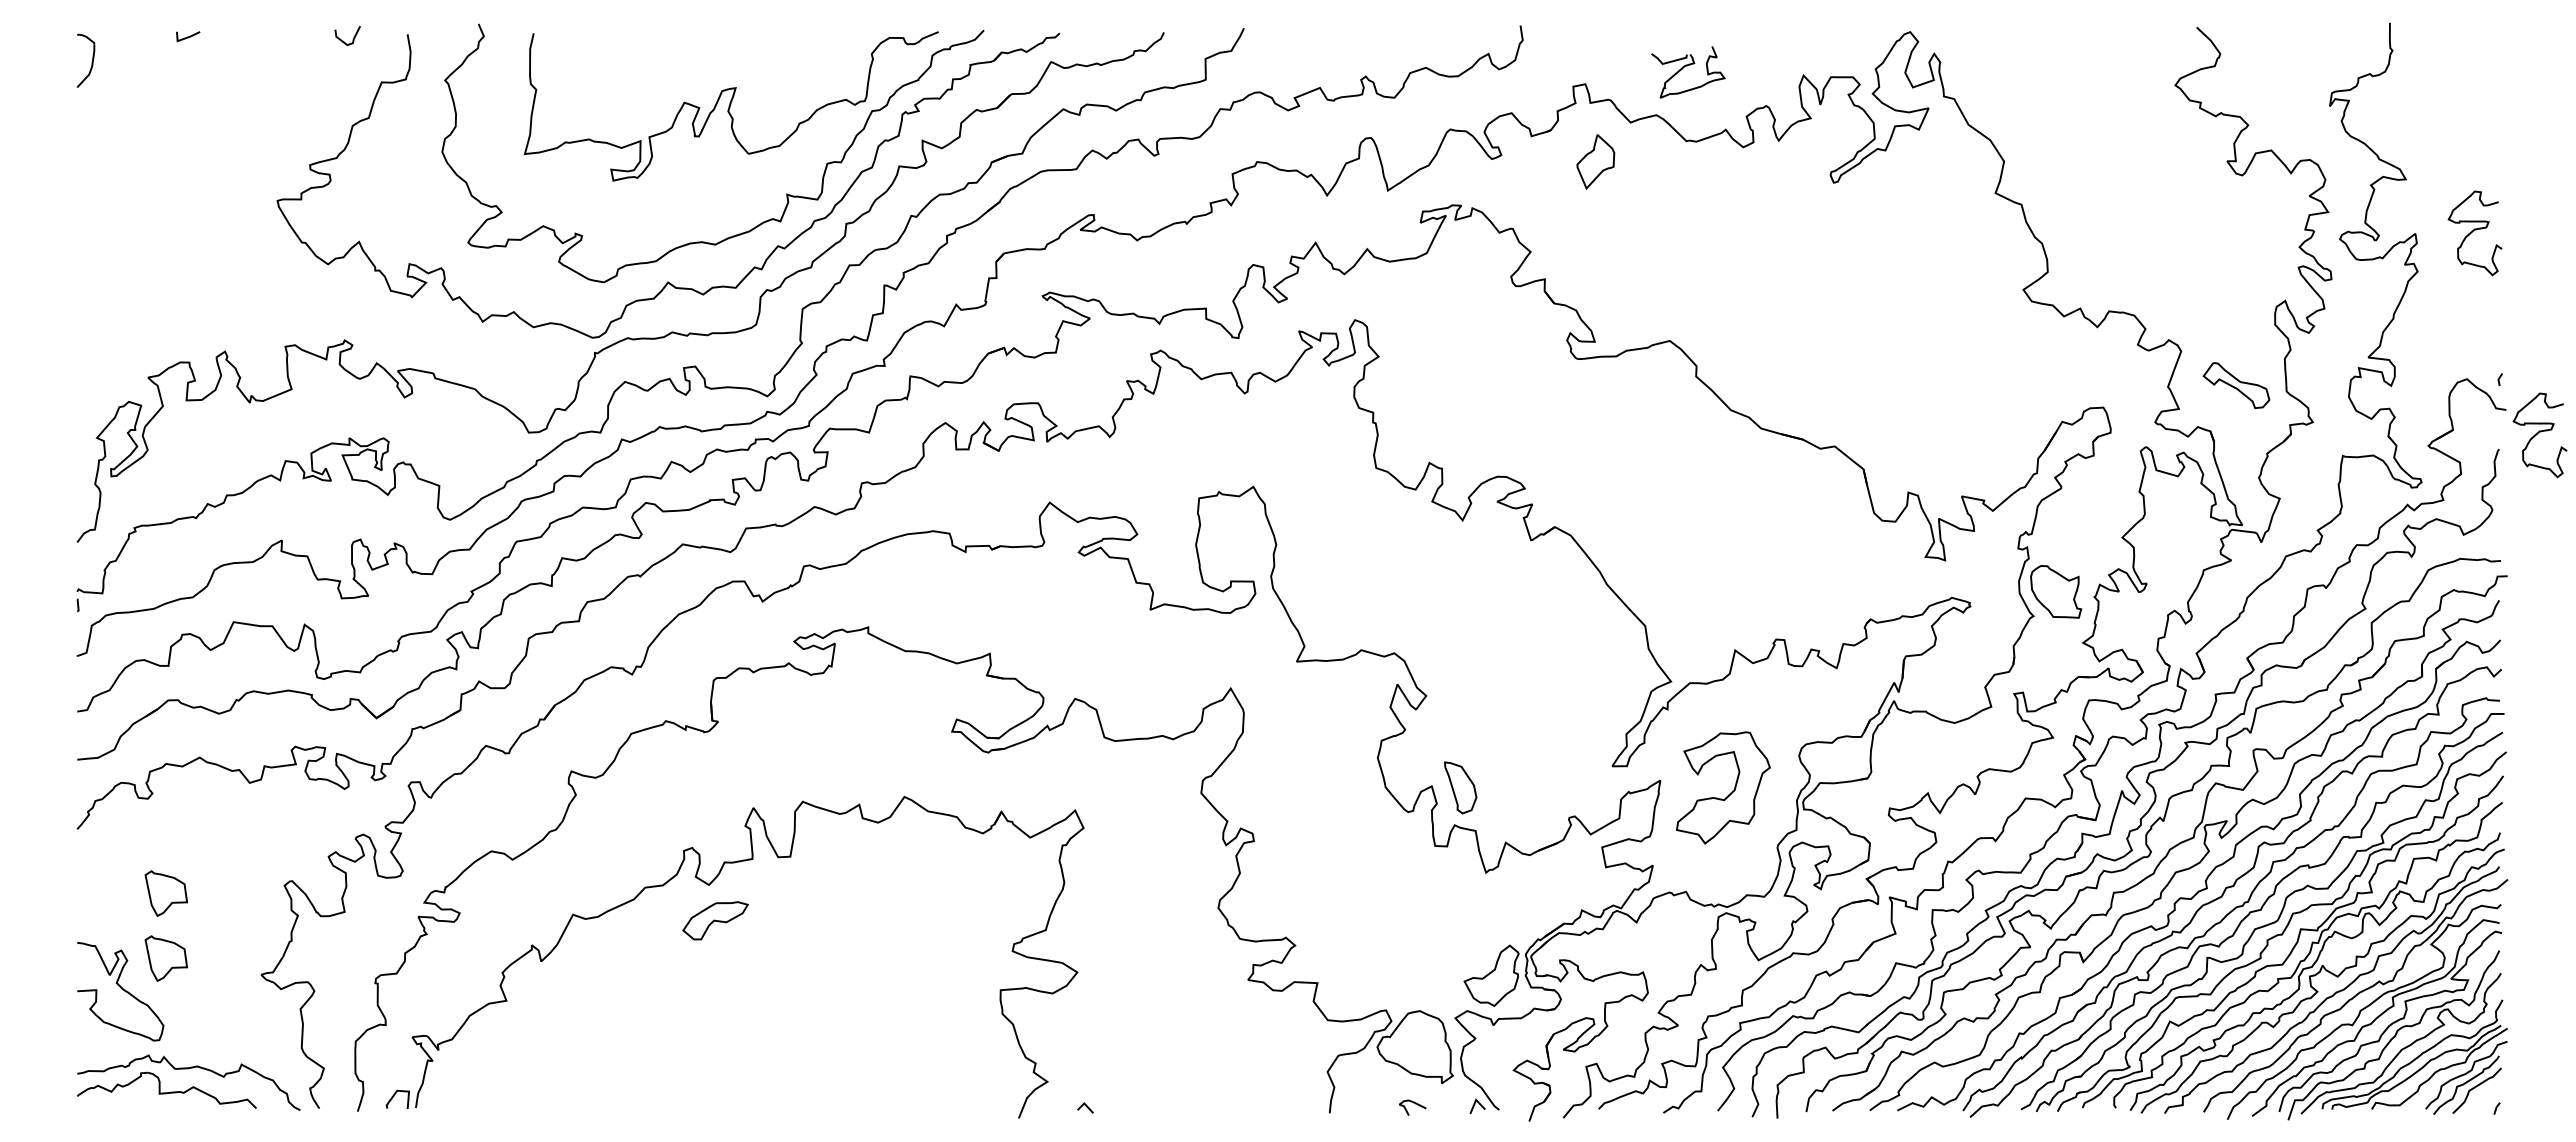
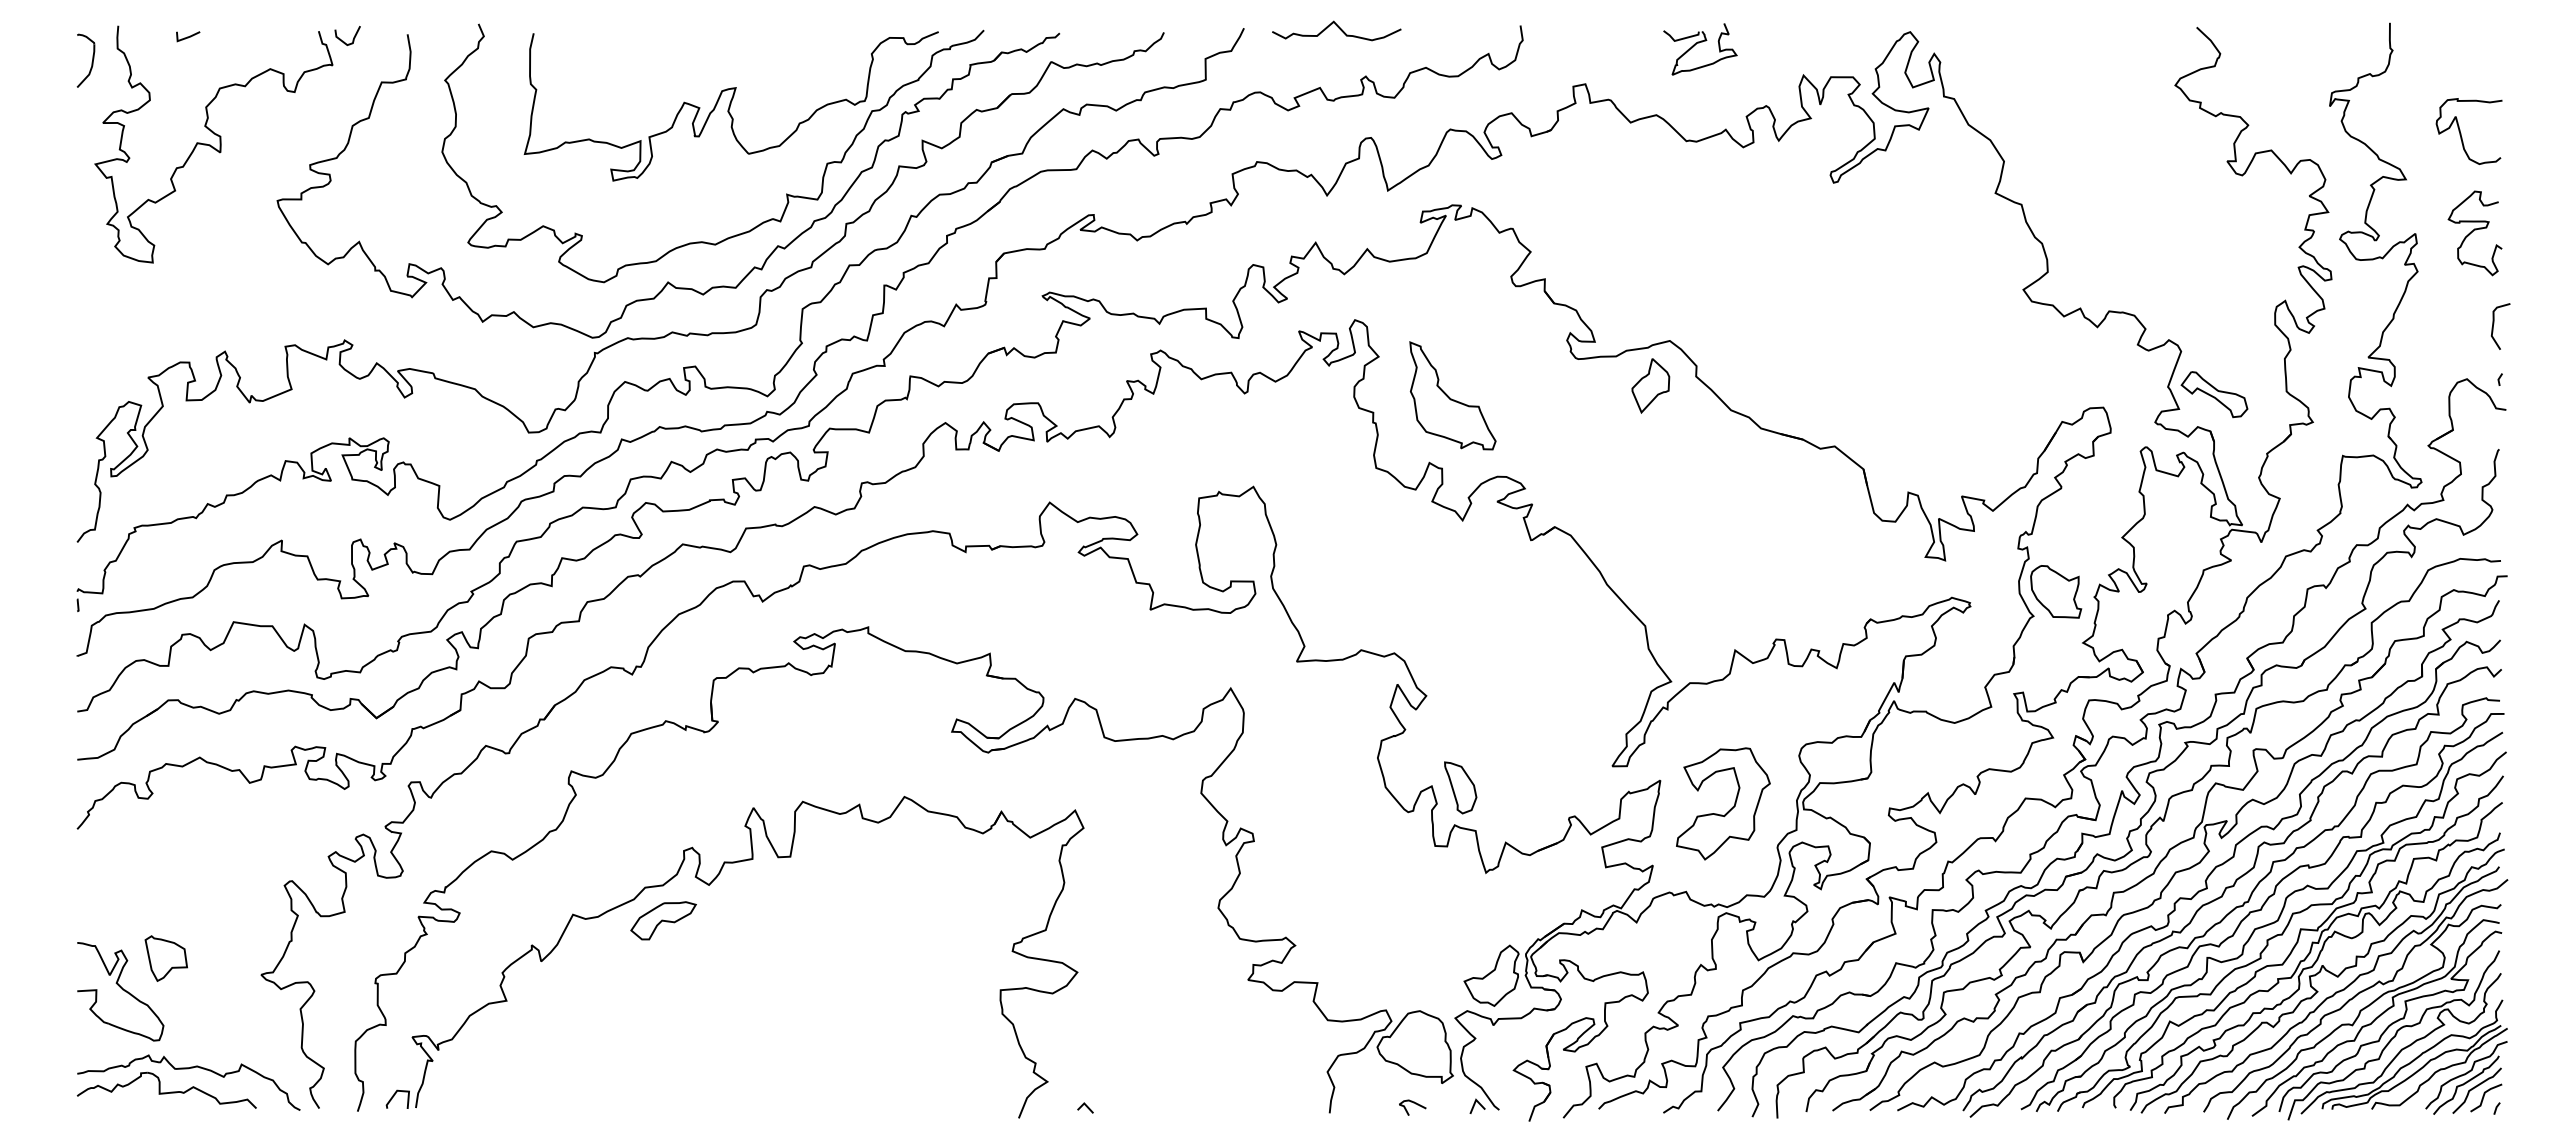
curve: none -> present (1338, 28)
part position: (1687, 66) -> (1699, 43) (1699, 43)
curve: none -> present (2461, 133)
curve: none -> present (213, 146)
part position: (1595, 161) -> (1650, 385) (1650, 385)
curve: none -> present (2494, 323)
part position: (2236, 385) -> (2214, 394) (2214, 394)
part: none -> present (1452, 395)
curve: present -> none (2538, 433)
part position: (1729, 793) -> (1729, 809) (1729, 809)
part: present -> none (165, 893)
part position: (715, 920) -> (663, 920) (663, 920)
curve: none -> present (2484, 1097)
